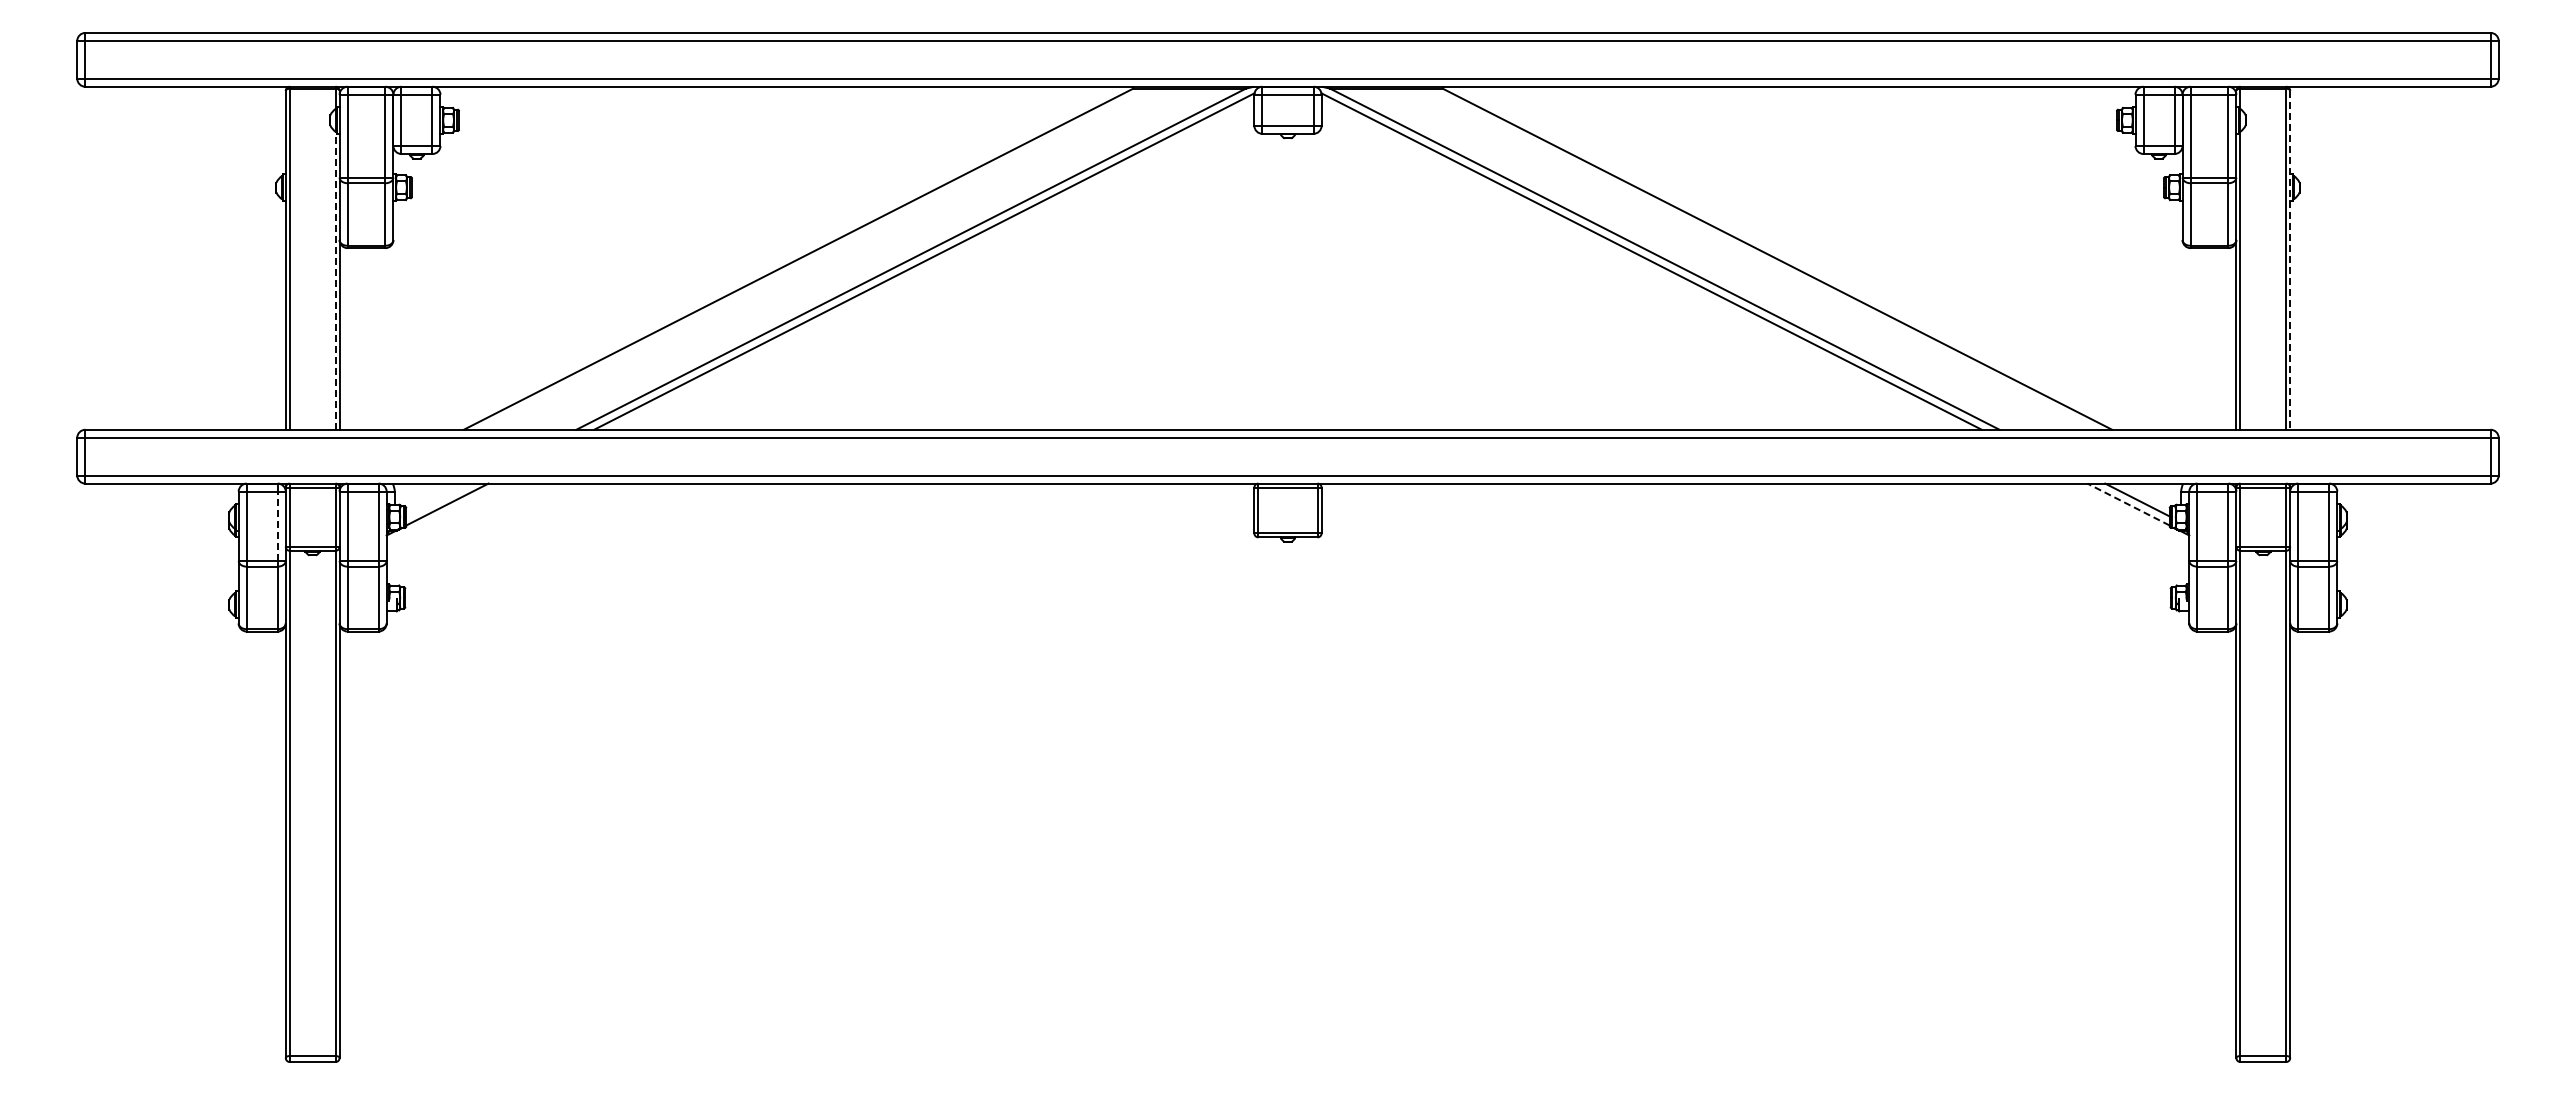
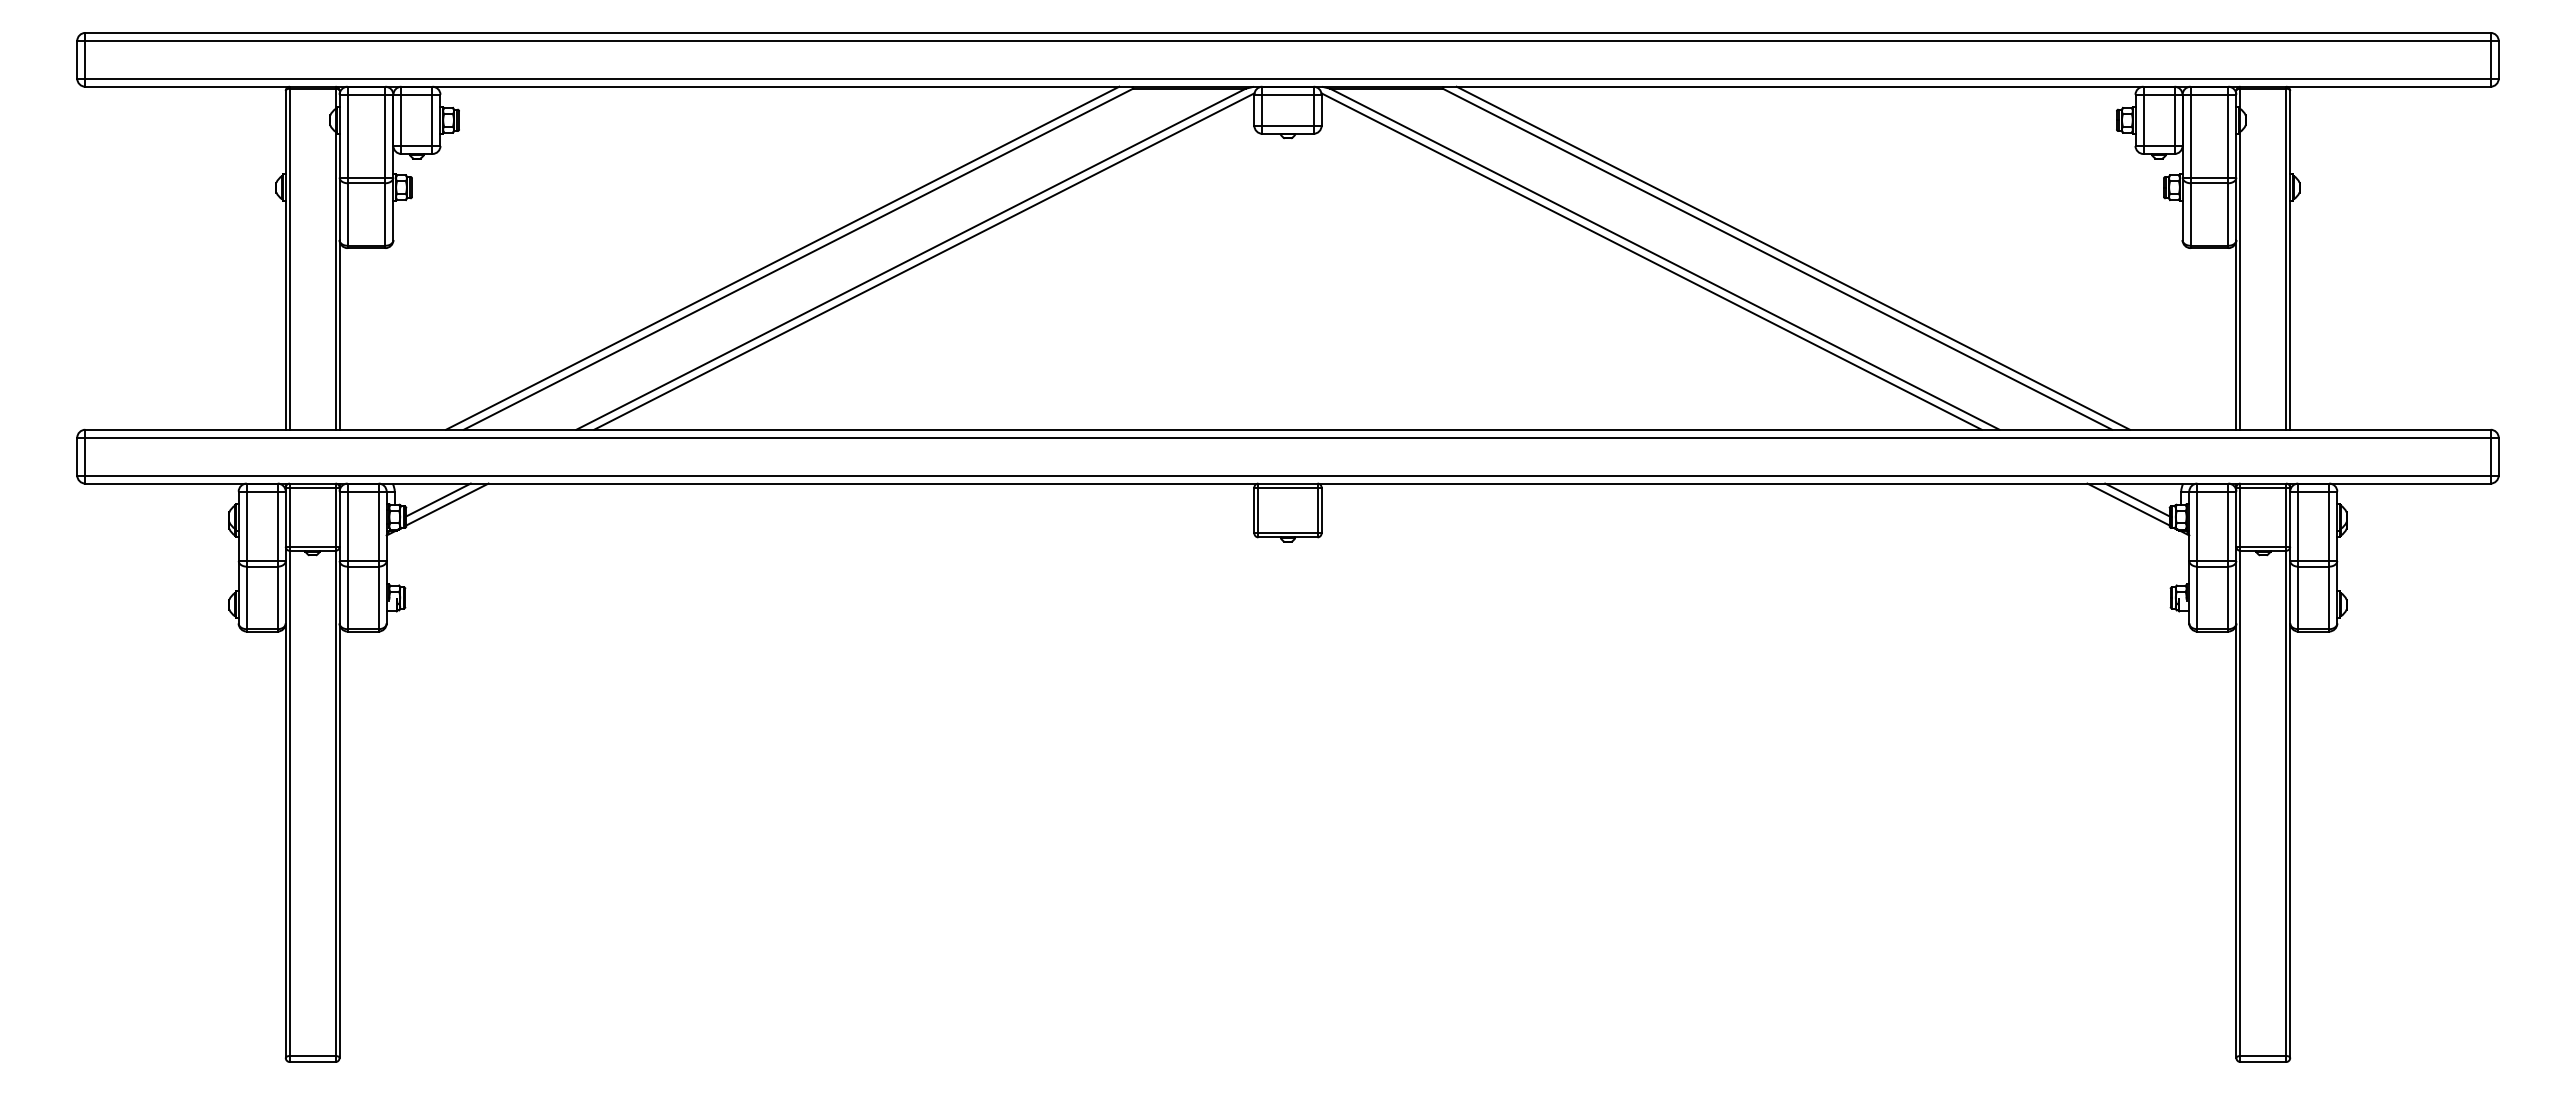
line: none -> present (782, 257)
line: none -> present (1793, 257)
line: dashed -> solid (2290, 260)
line: dashed -> solid (335, 280)
line: none -> present (438, 499)
line: dashed -> solid (2128, 504)
line: dashed -> solid (277, 526)
